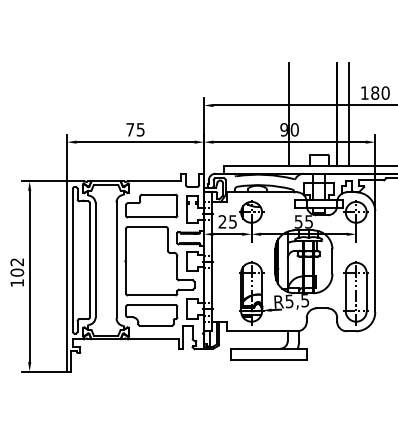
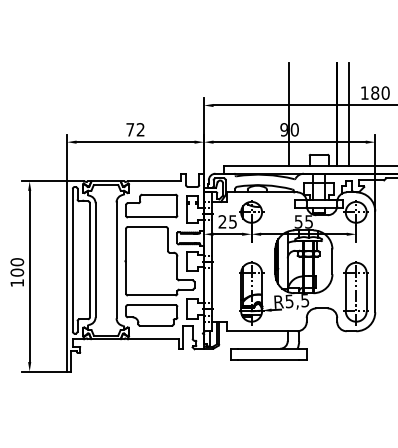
text: 75 -> 72 (140, 129)
text: 102 -> 100 (17, 262)
